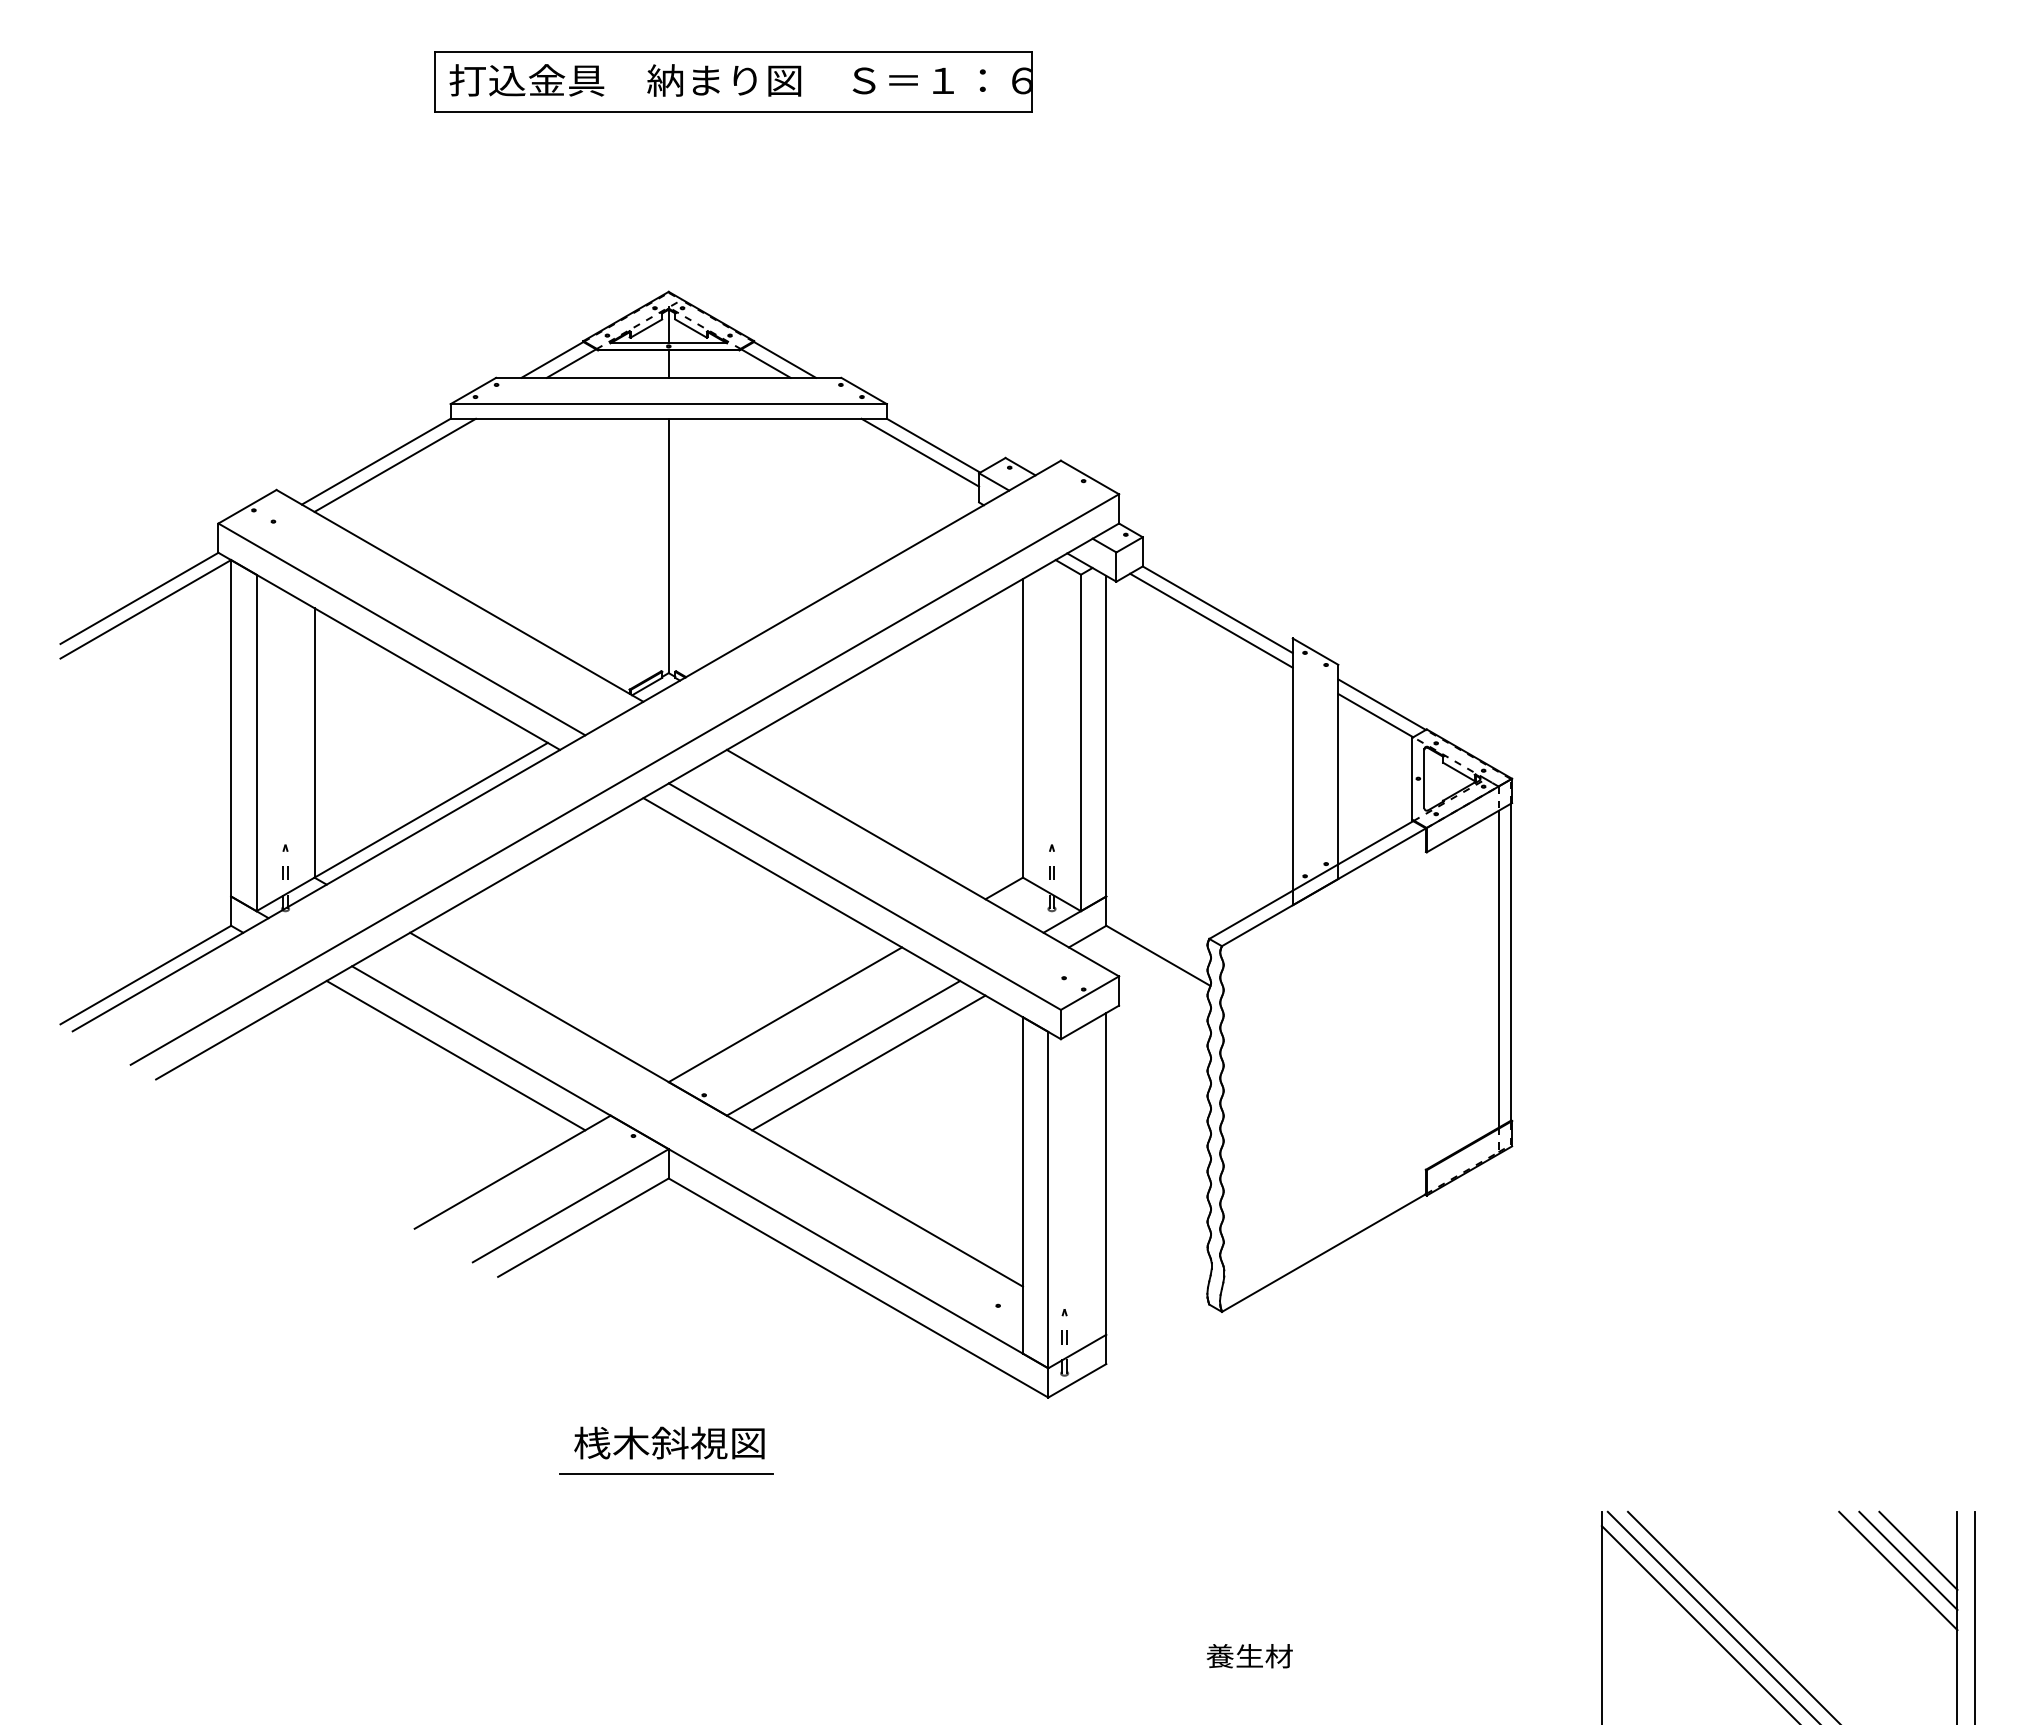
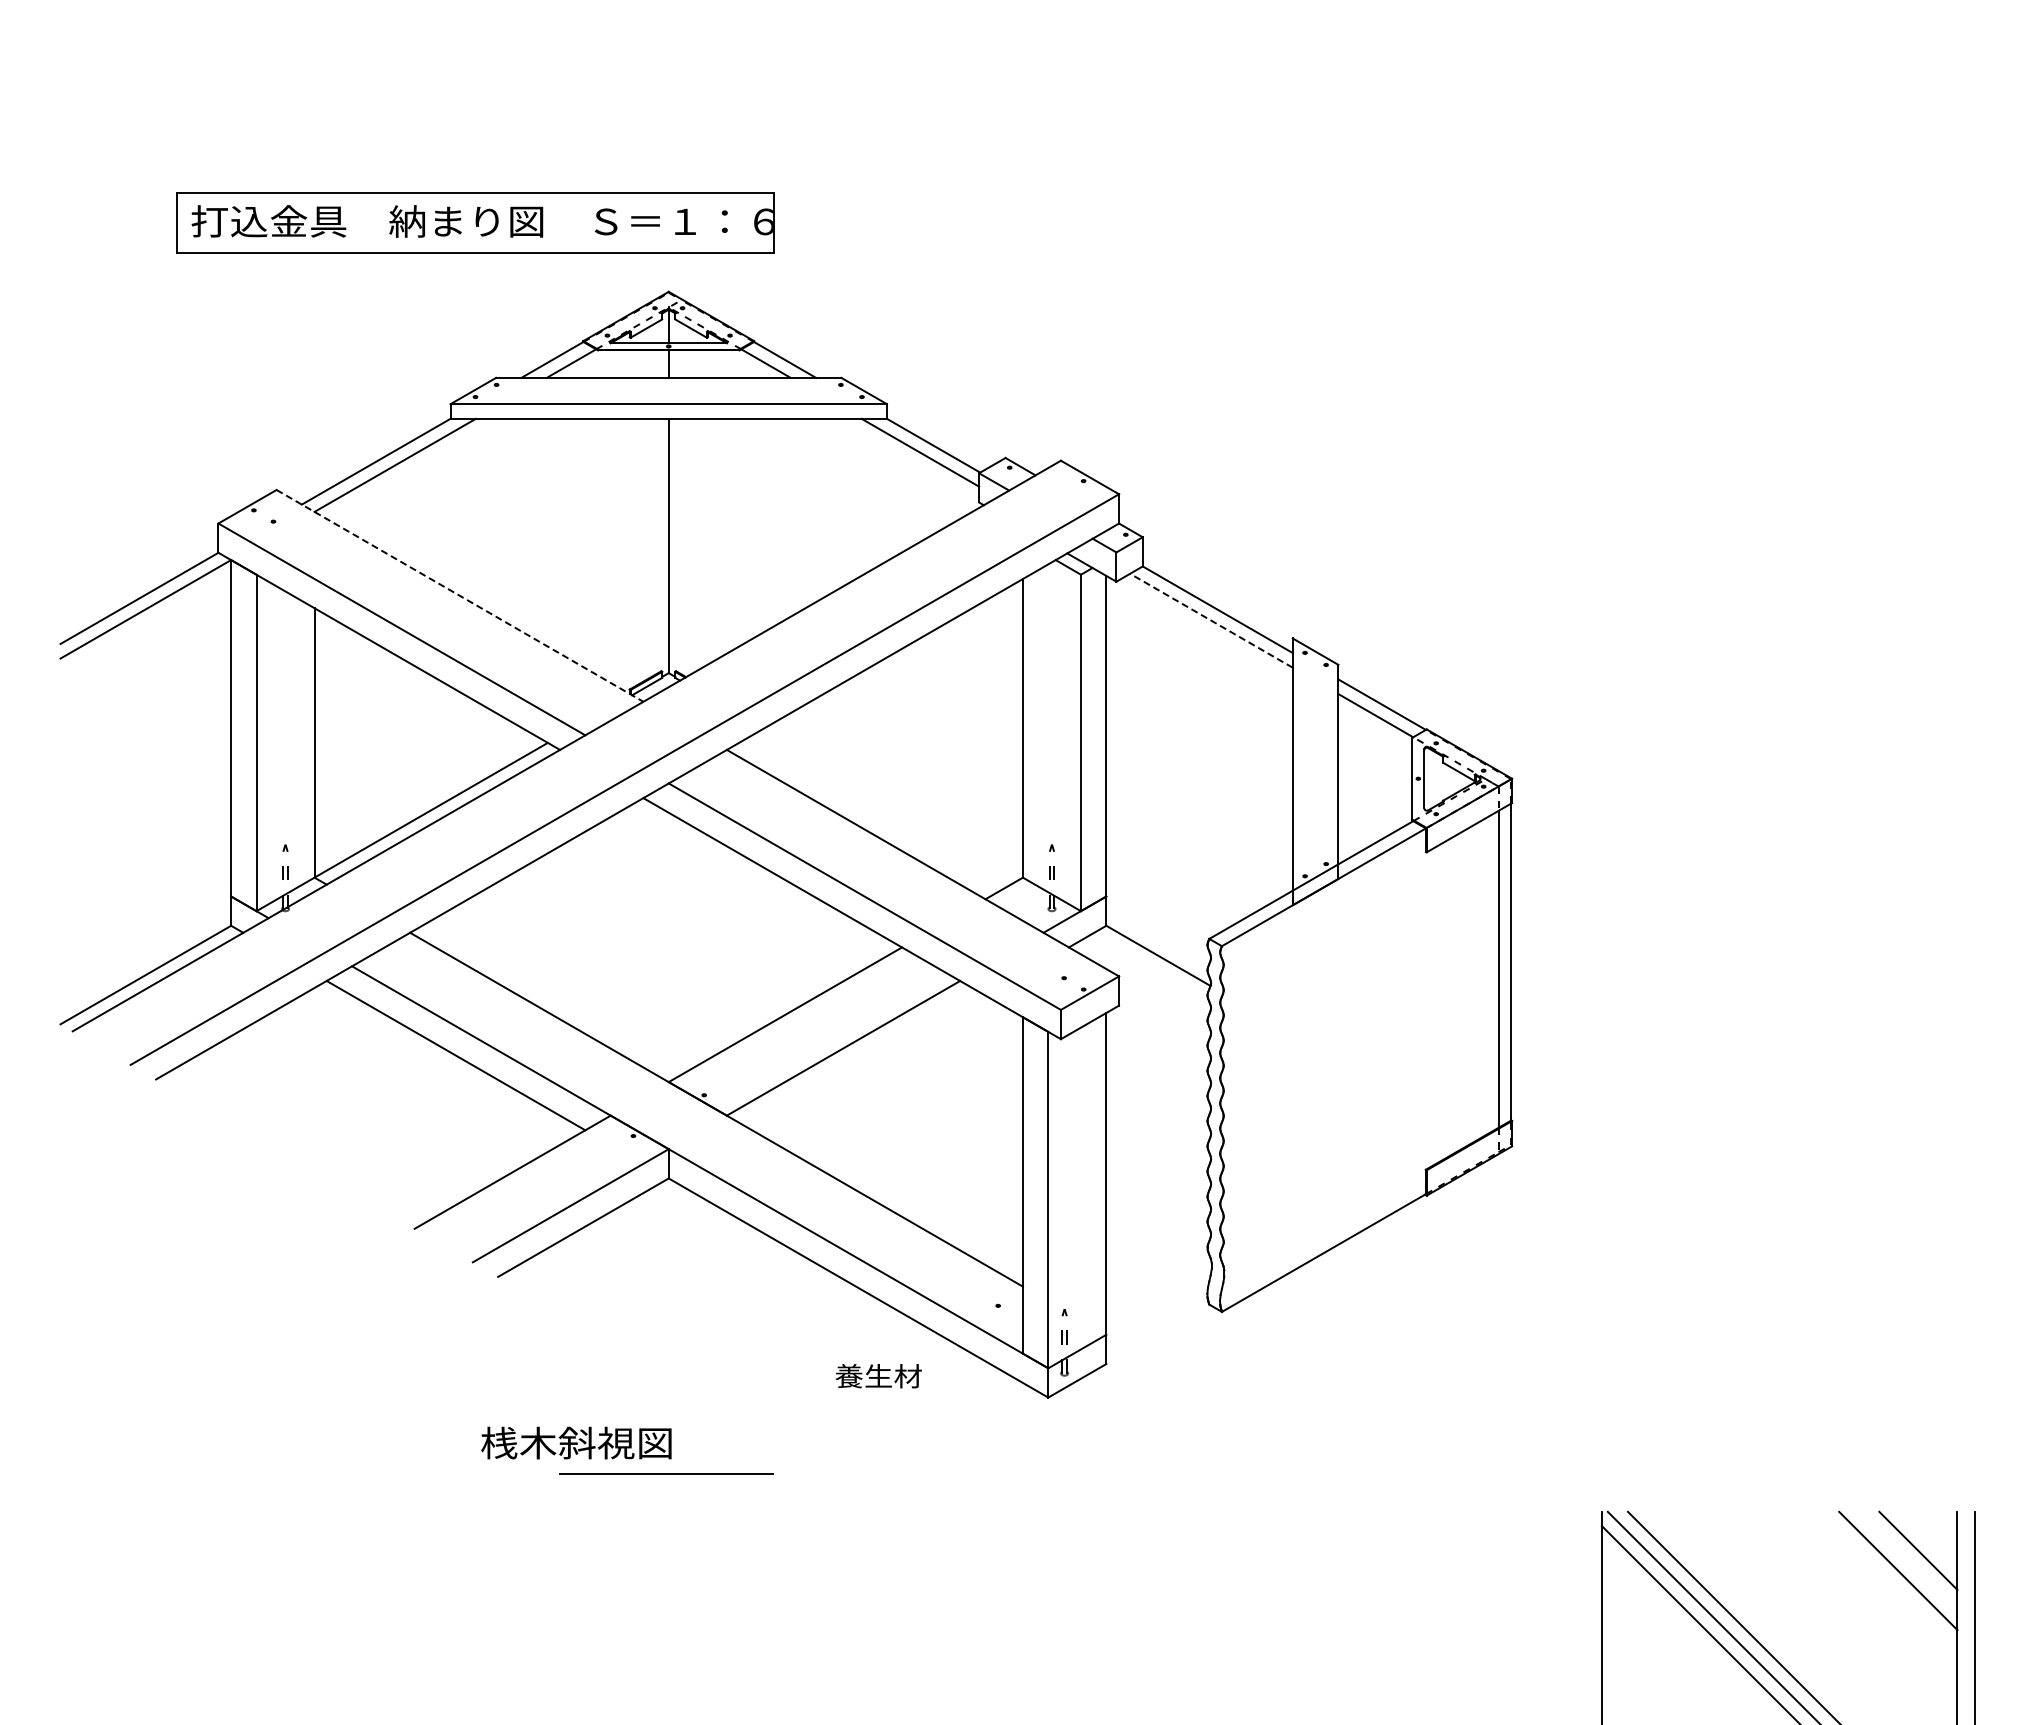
part position: (733, 81) -> (475, 222) (475, 222)
line: solid -> dashed (459, 595)
line: solid -> dashed (1211, 620)
line: present -> none (868, 1062)
text position: (669, 1442) -> (576, 1442) (576, 1442)
line: present -> none (1908, 1560)
text position: (1249, 1656) -> (878, 1376) (878, 1376)
